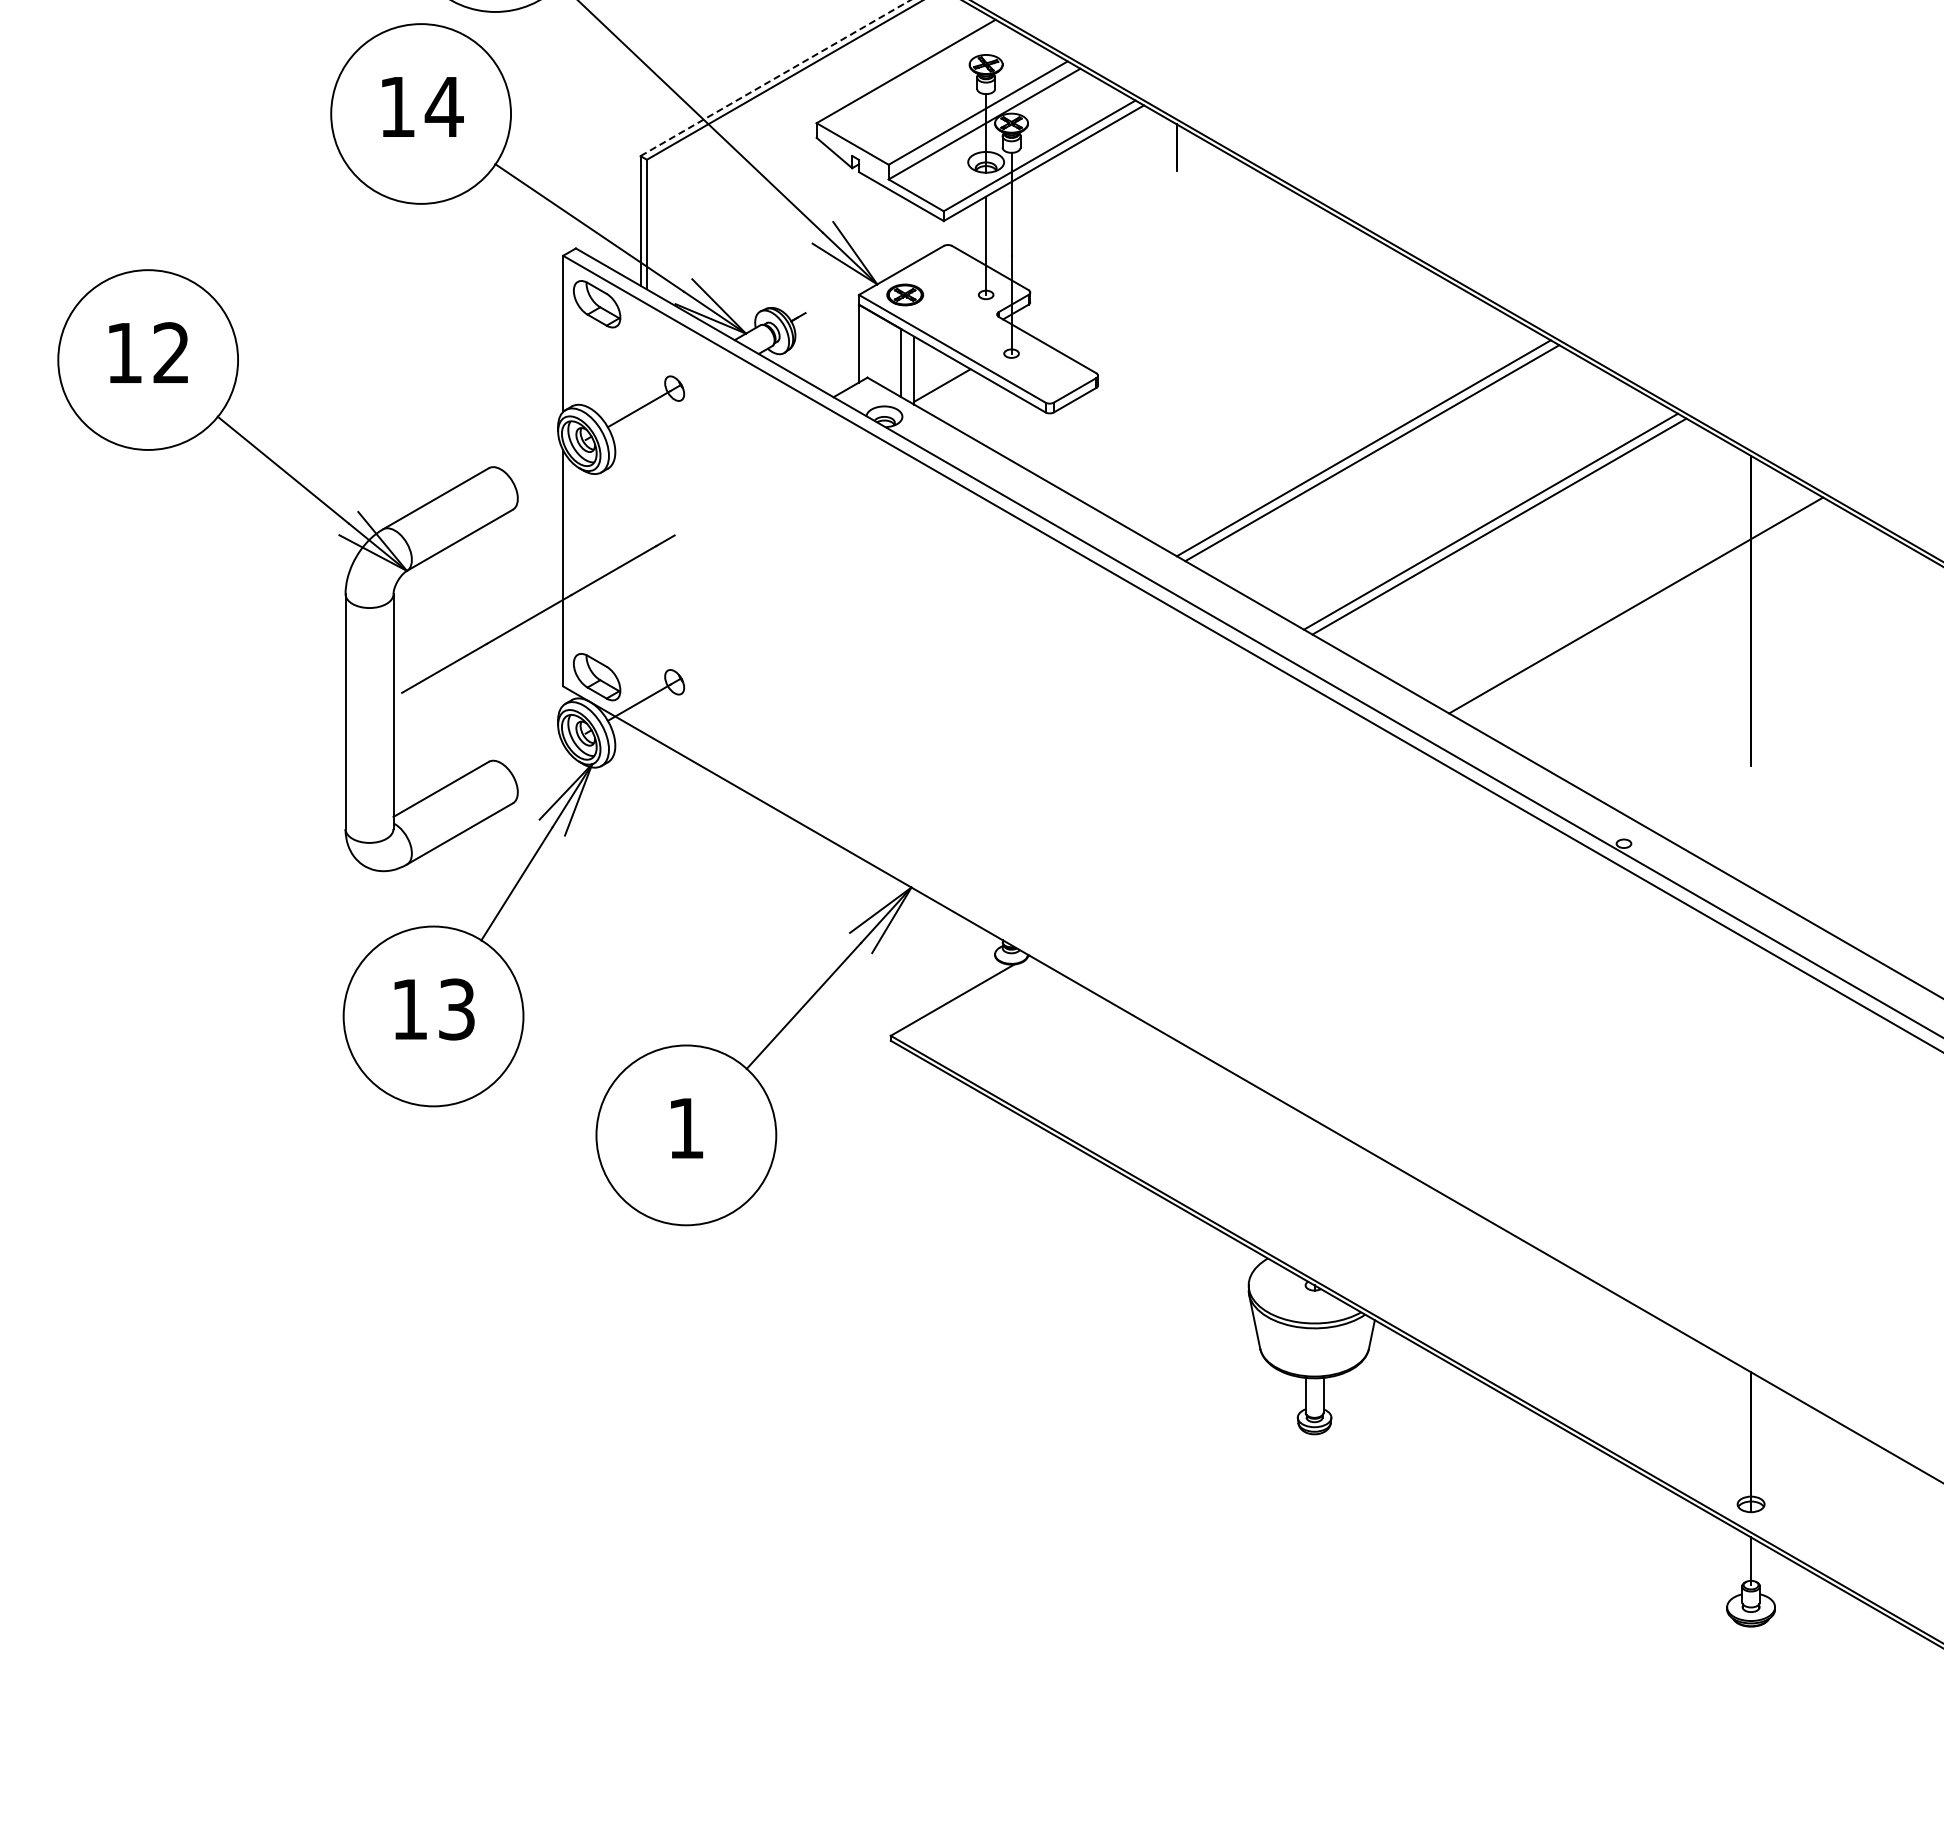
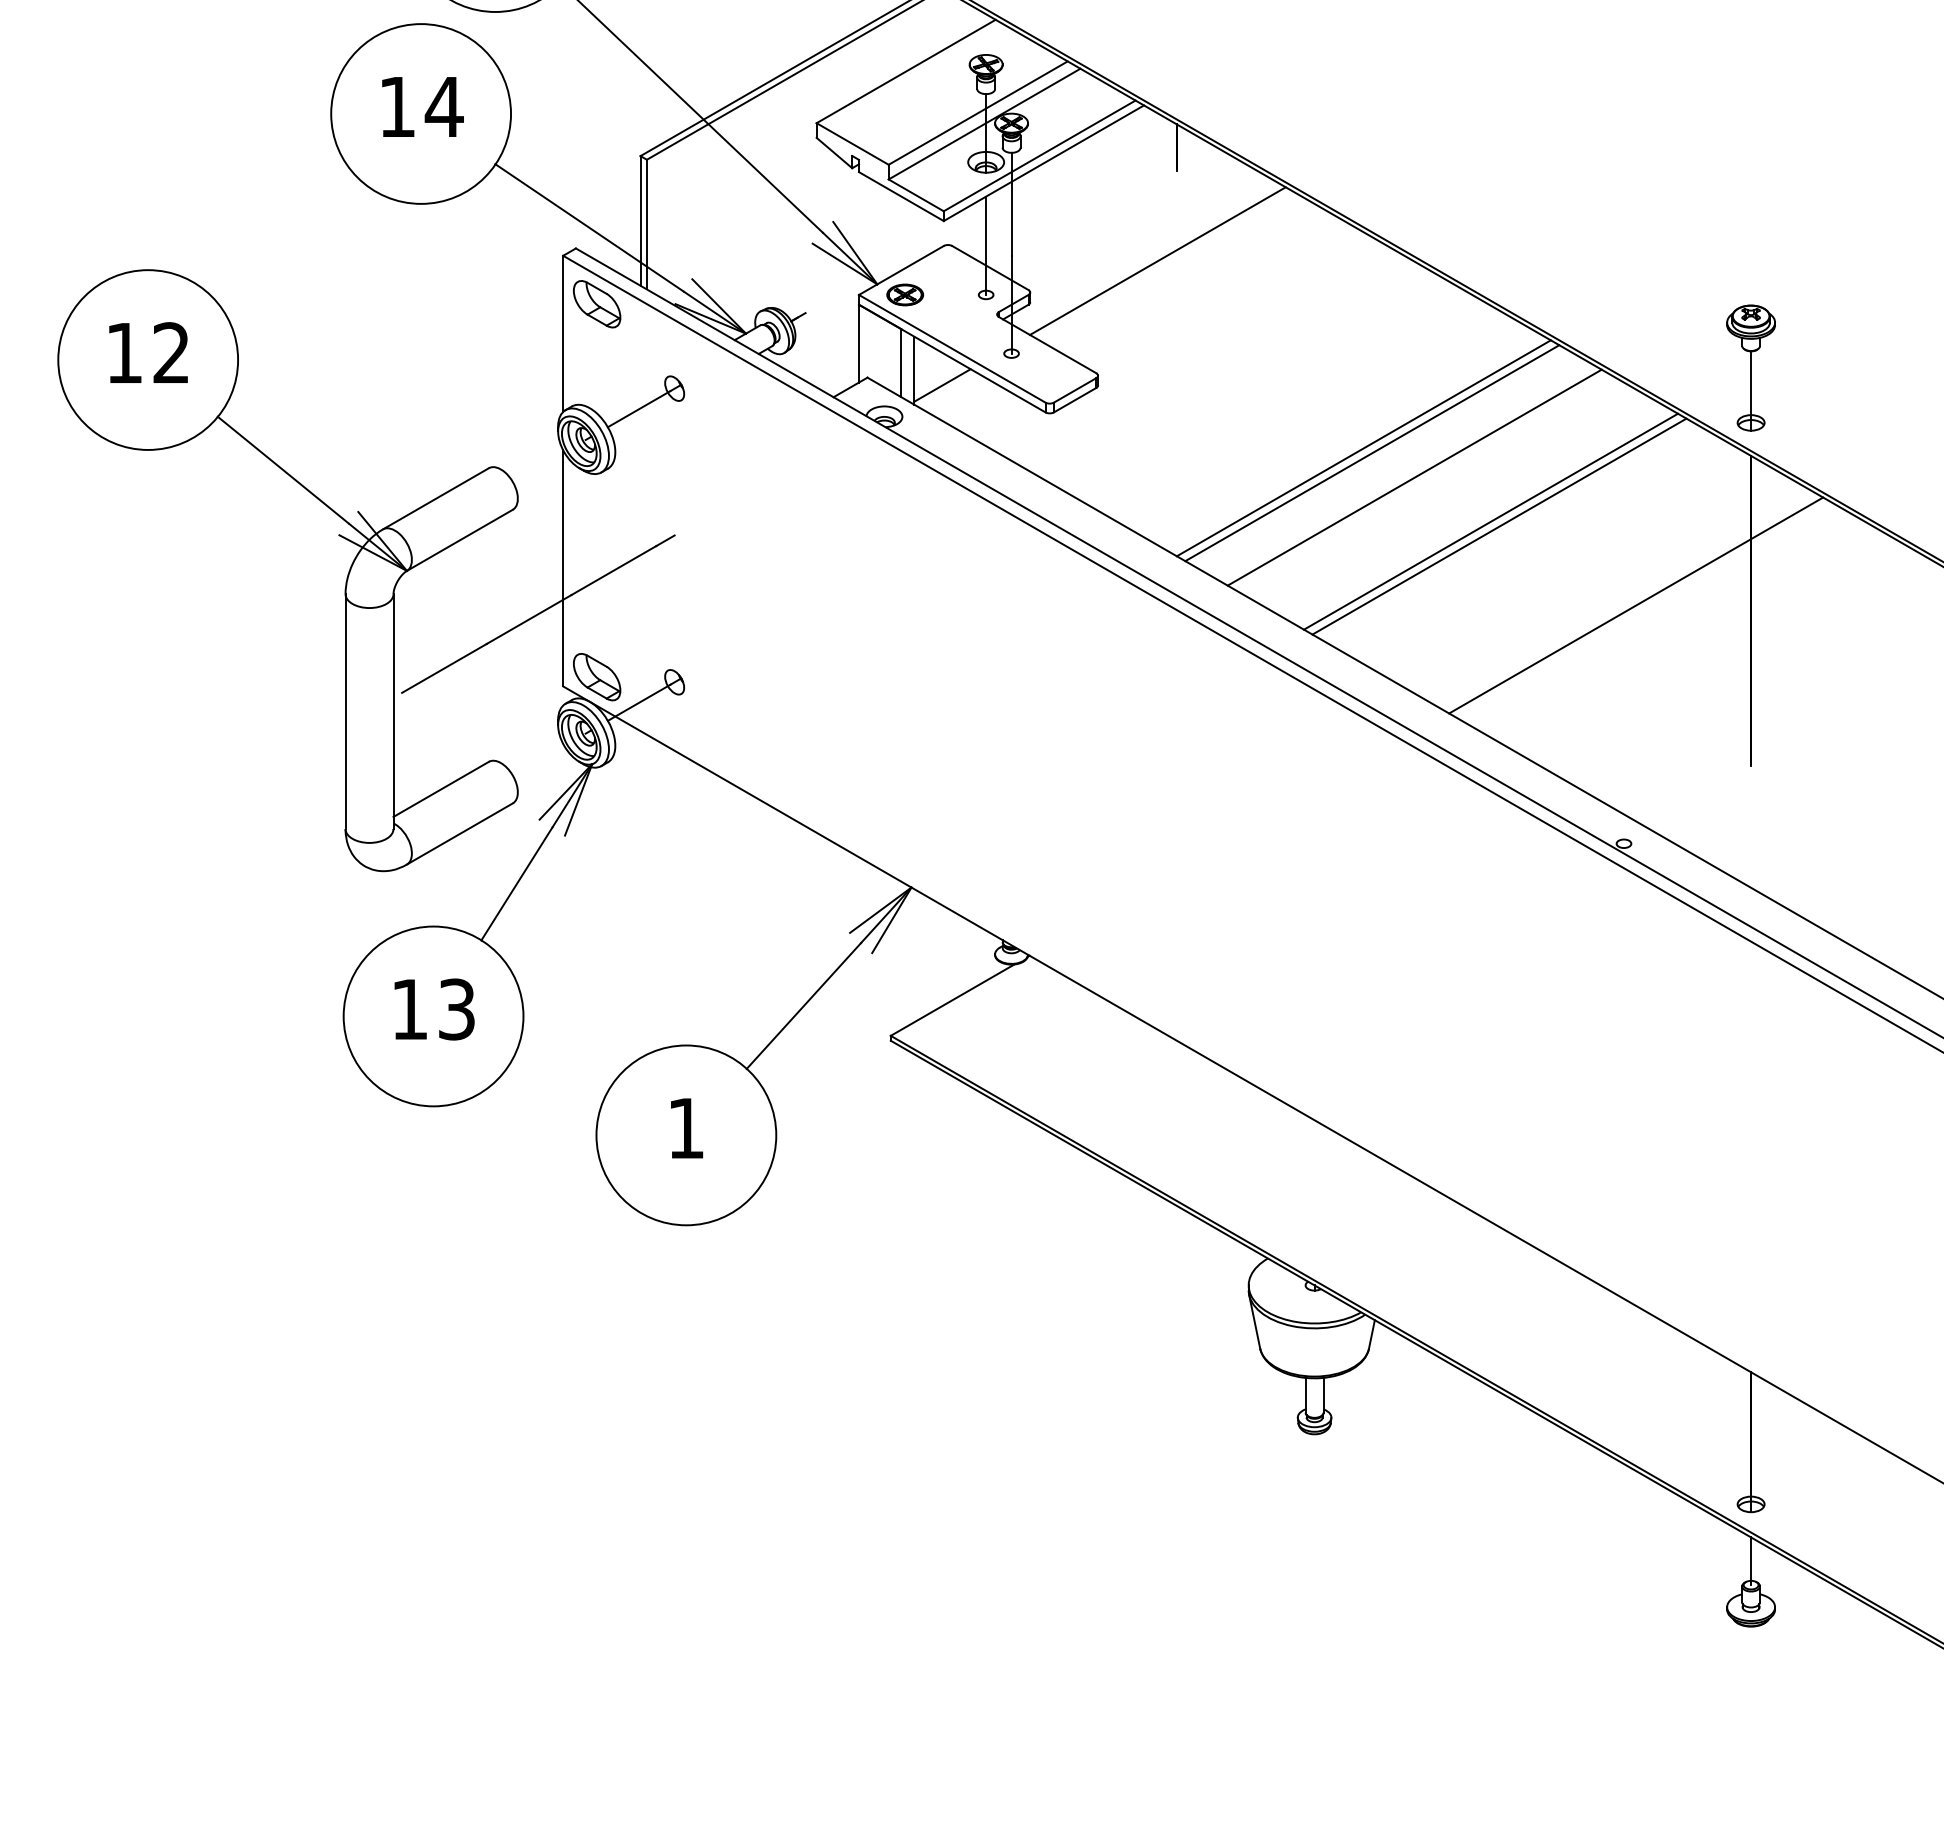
line: dashed -> solid (775, 78)
line: none -> present (1157, 260)
part: none -> present (1750, 367)
line: none -> present (1414, 477)
